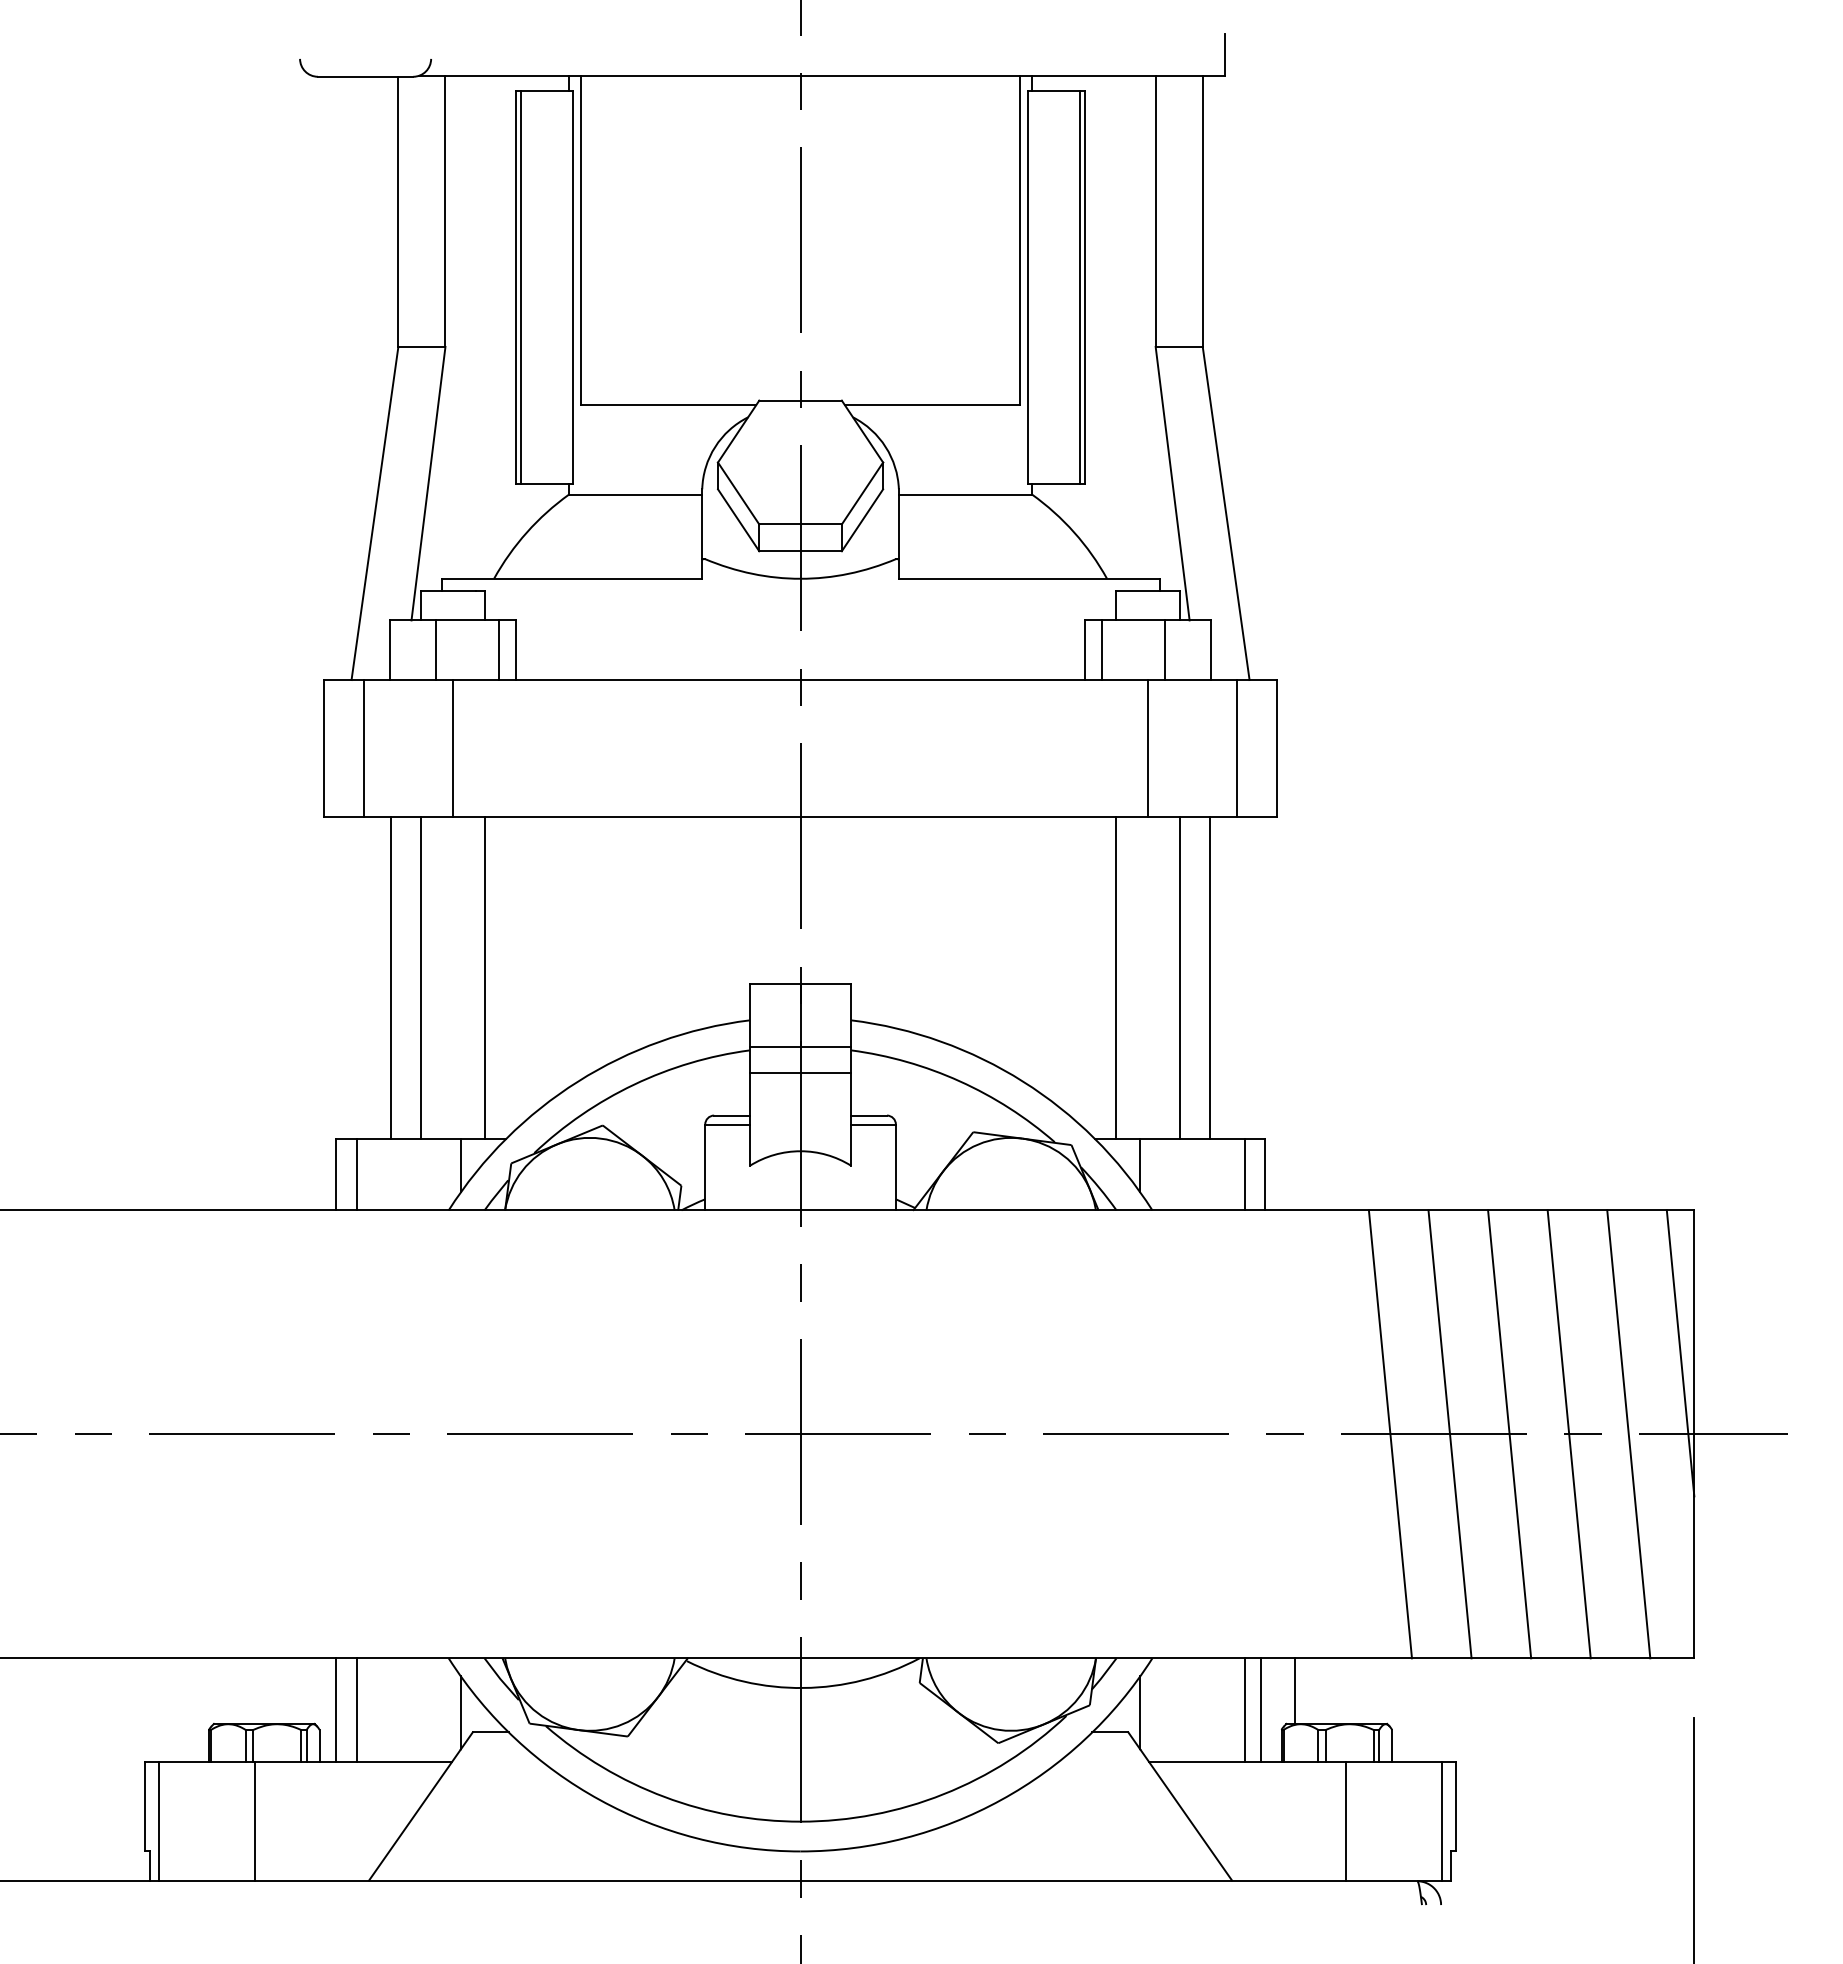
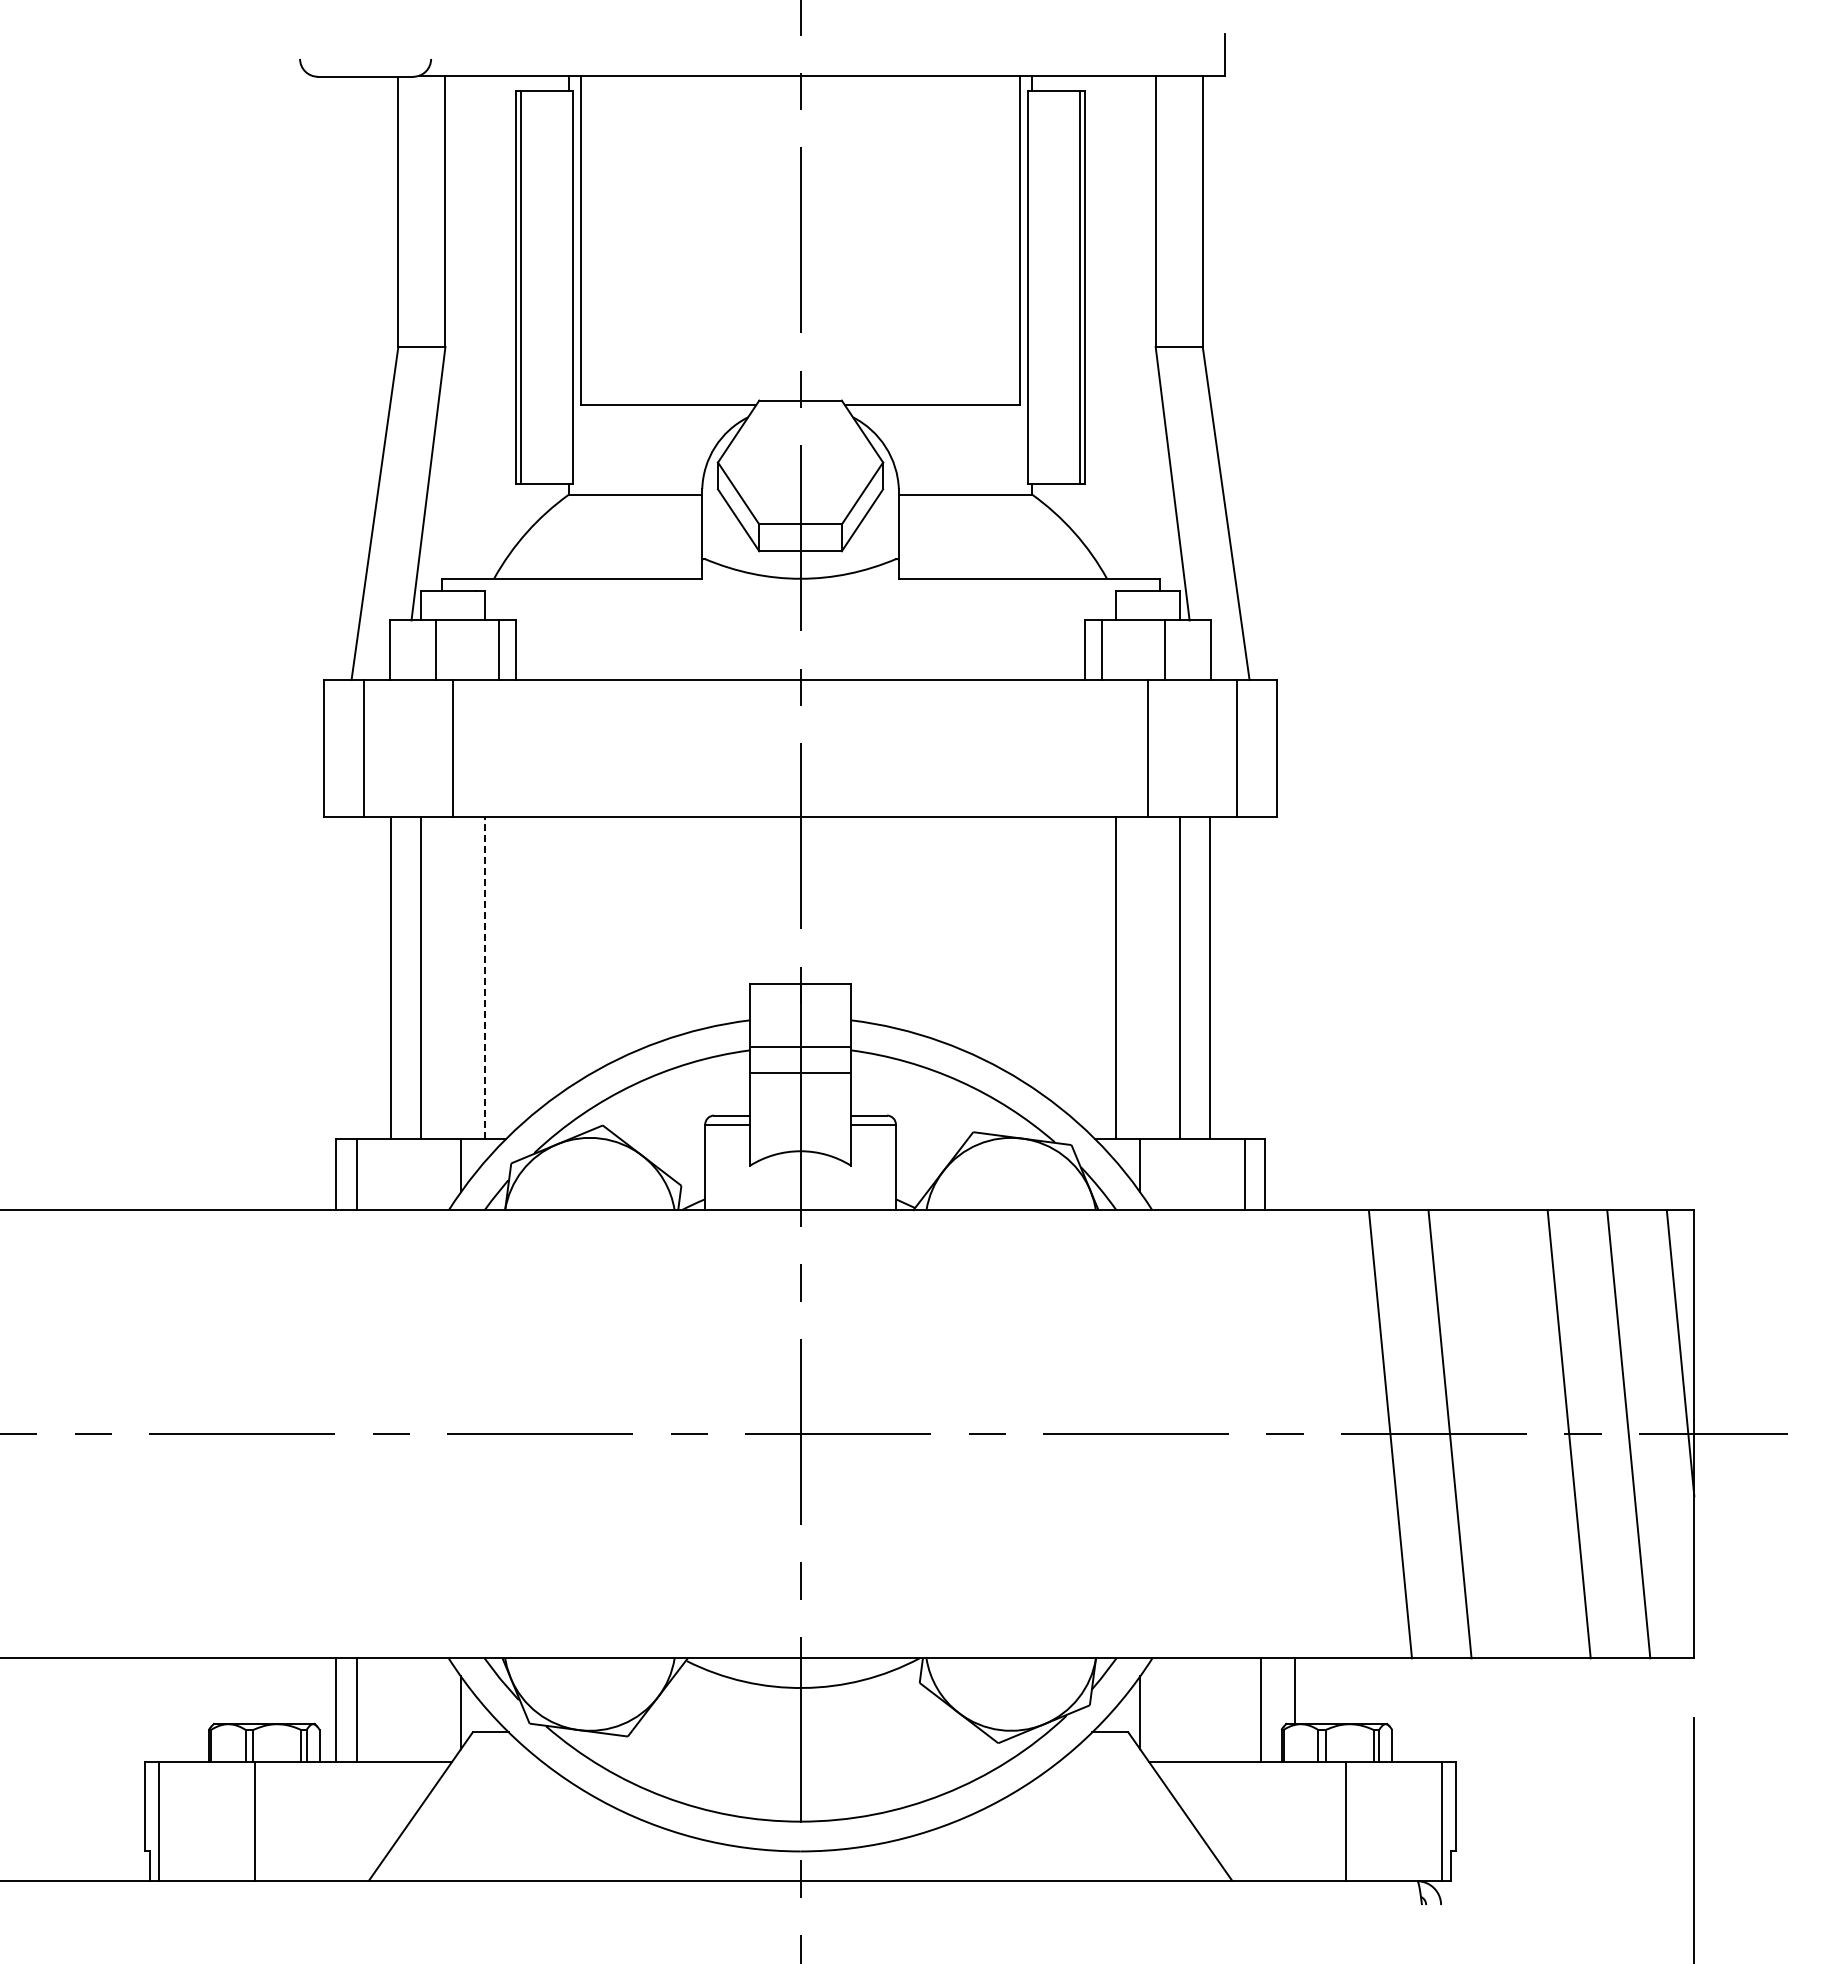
line: solid -> dashed (485, 977)
line: present -> none (1509, 1434)
line: present -> none (1244, 1710)
